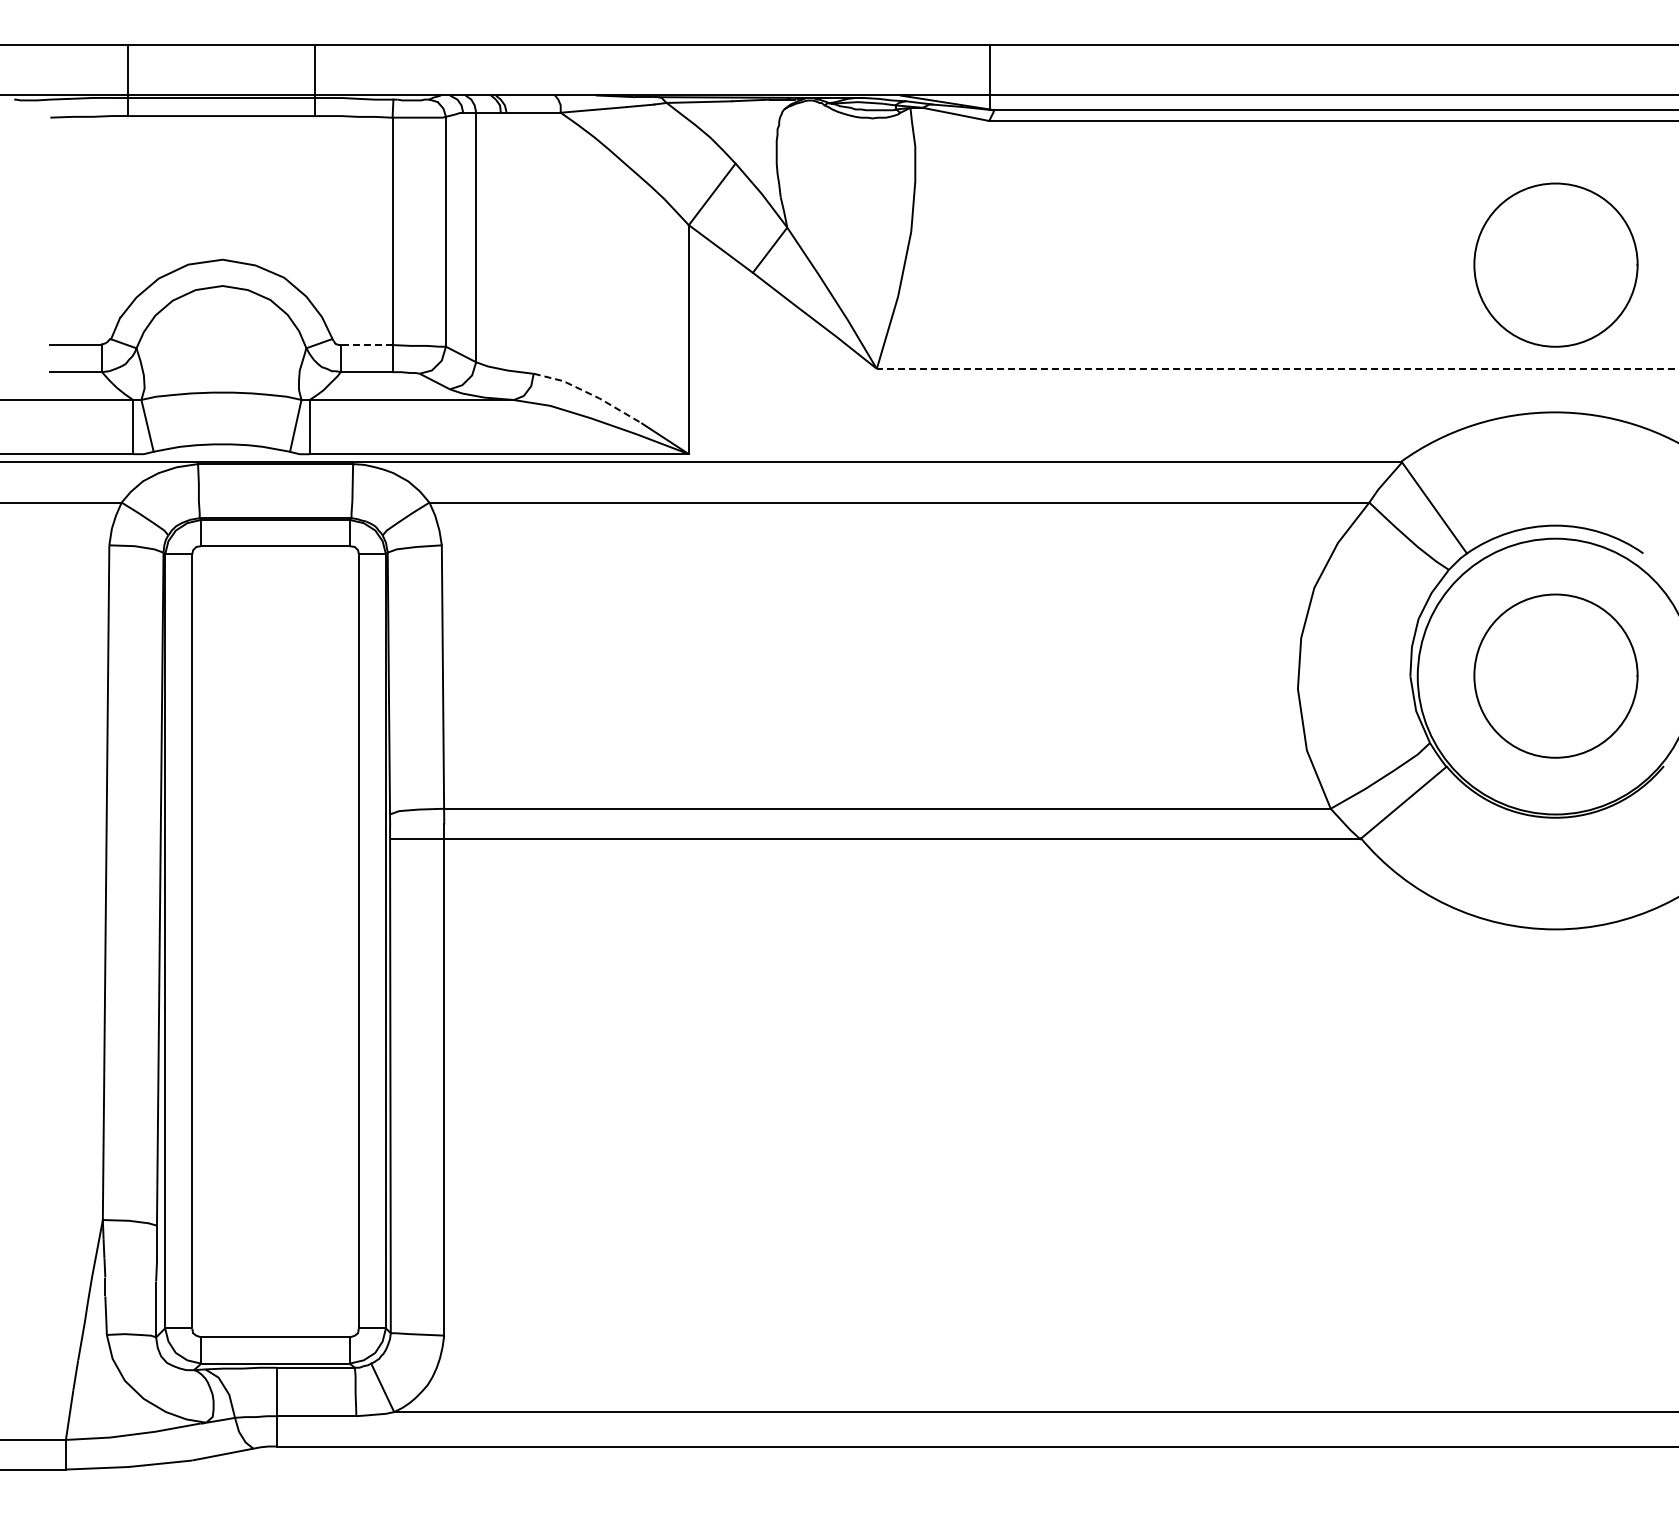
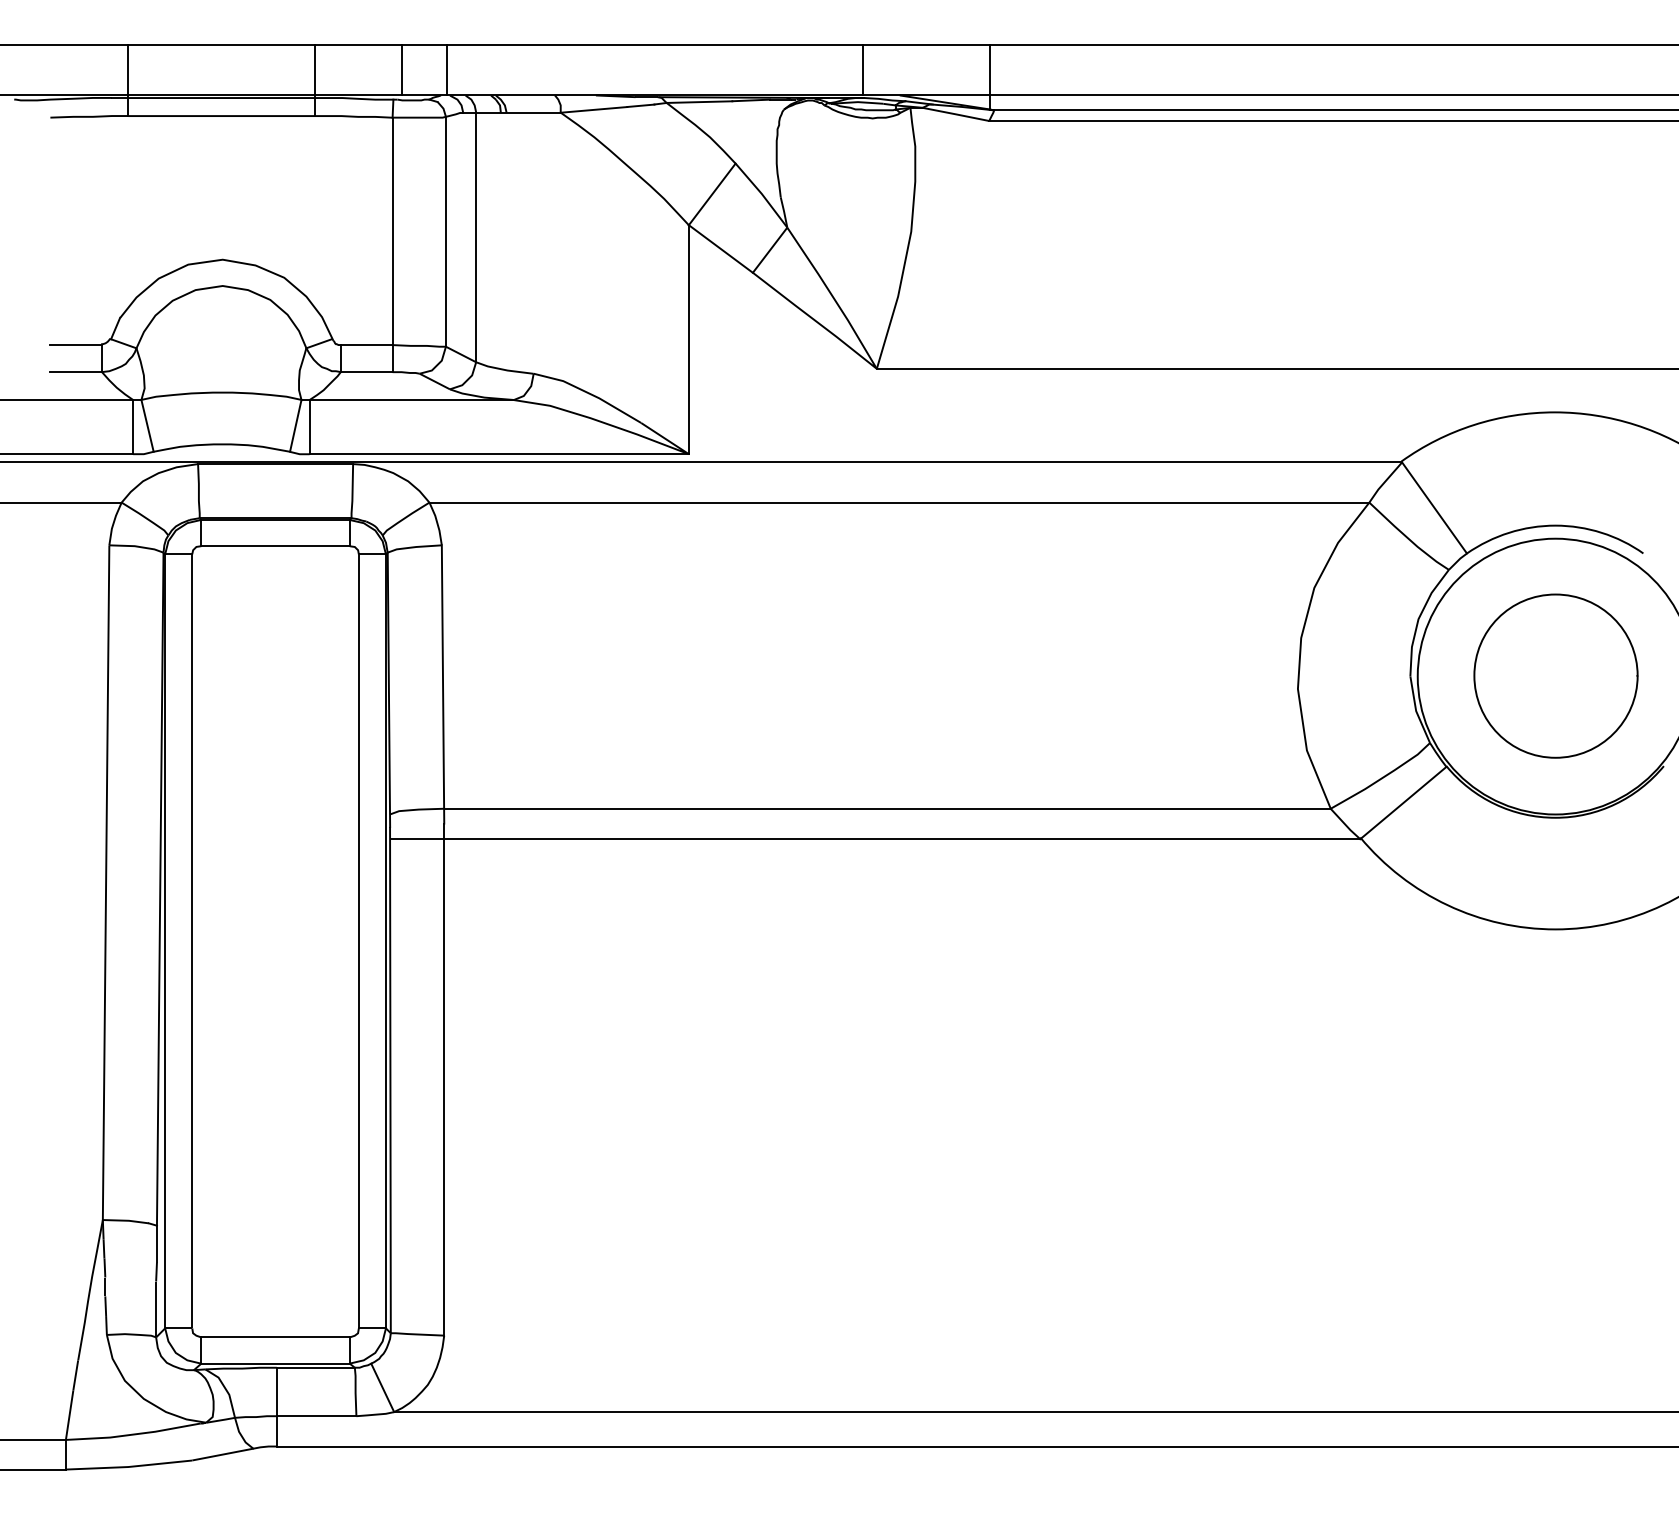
line: none -> present (401, 70)
line: none -> present (446, 70)
line: none -> present (862, 70)
curve: present -> none (1539, 186)
line: dashed -> solid (366, 345)
line: dashed -> solid (1277, 368)
line: dashed -> solid (589, 393)
